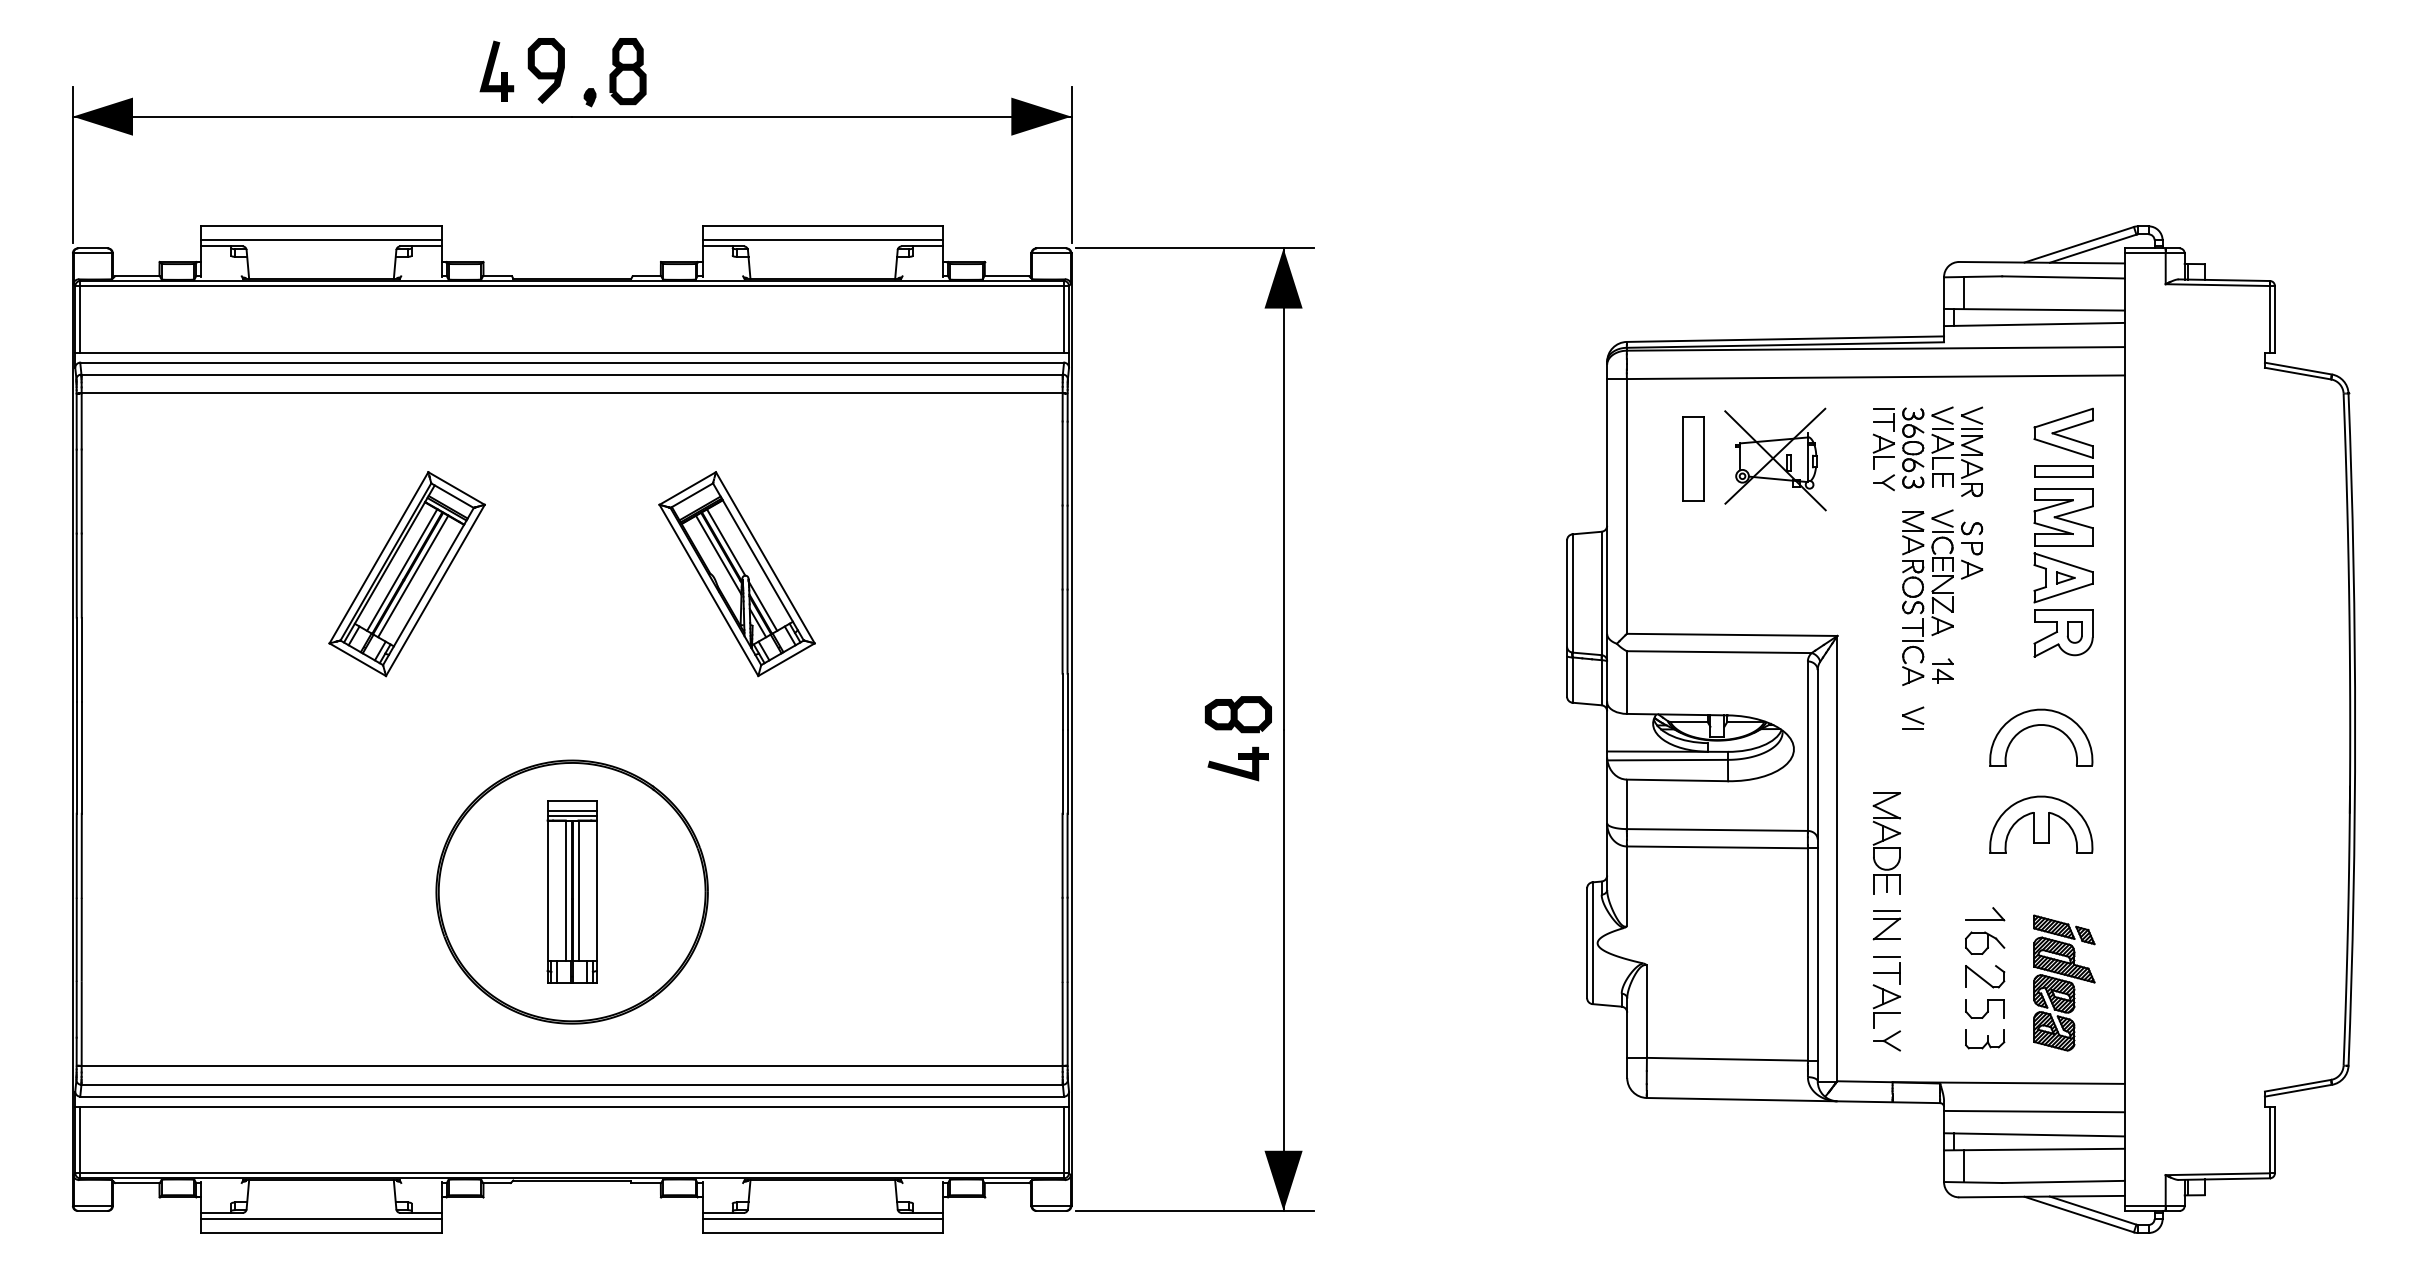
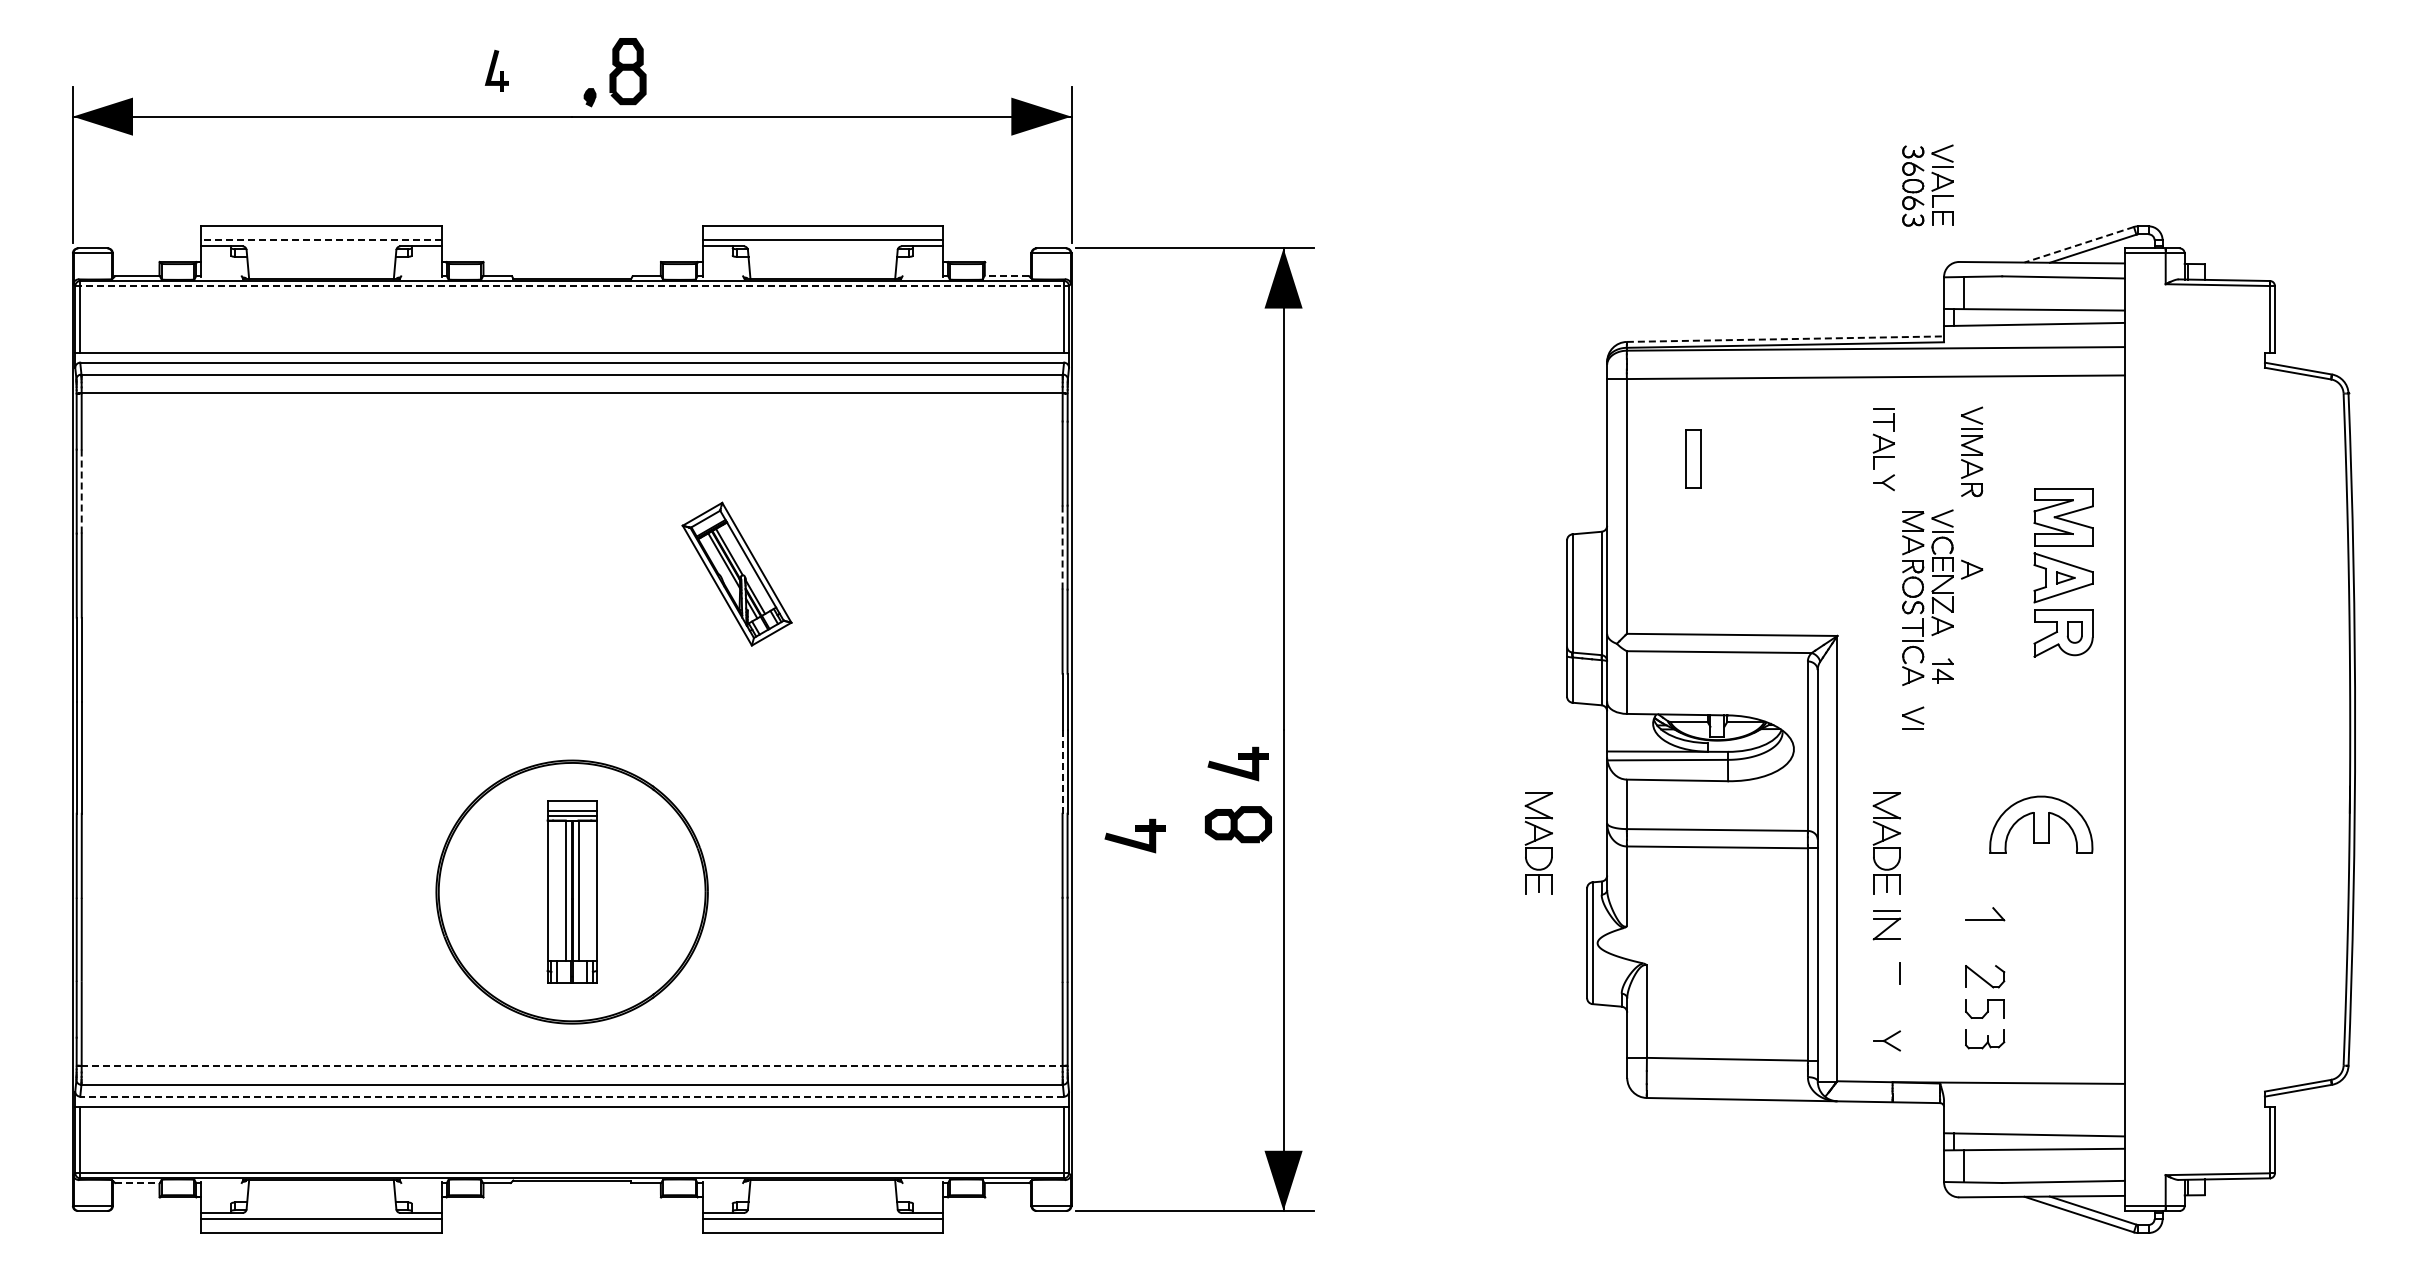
part size: 36x62 px -> 25x42 px (496, 70)
curve: present -> none (545, 72)
line: solid -> dashed (321, 240)
line: solid -> dashed (2079, 244)
line: solid -> dashed (1006, 276)
line: solid -> dashed (572, 286)
line: solid -> dashed (1785, 339)
part: present -> none (2063, 442)
part position: (1927, 447) -> (1927, 185) (1927, 185)
part size: 23x86 px -> 17x60 px (1693, 458)
part: present -> none (1775, 459)
line: solid -> dashed (81, 491)
part: present -> none (1972, 538)
line: solid -> dashed (1062, 548)
part: present -> none (406, 574)
part size: 158x207 px -> 112x146 px (736, 573)
part position: (1237, 714) -> (1237, 824) (1237, 824)
part: present -> none (2037, 726)
line: solid -> dashed (1062, 772)
part: none -> present (1134, 835)
part: none -> present (1538, 843)
part: present -> none (1985, 942)
line: present -> none (1886, 957)
line: present -> none (1886, 973)
part: present -> none (2064, 982)
part: present -> none (1886, 1006)
line: solid -> dashed (572, 1065)
line: solid -> dashed (572, 1096)
line: present -> none (2034, 1111)
line: solid -> dashed (138, 1183)
